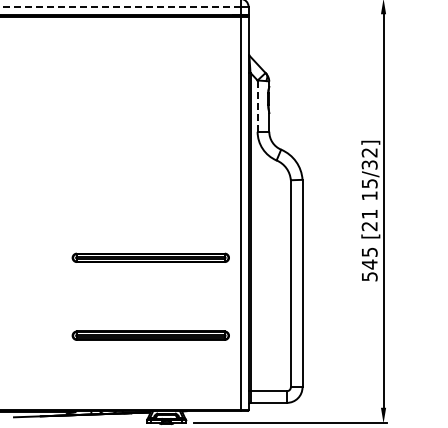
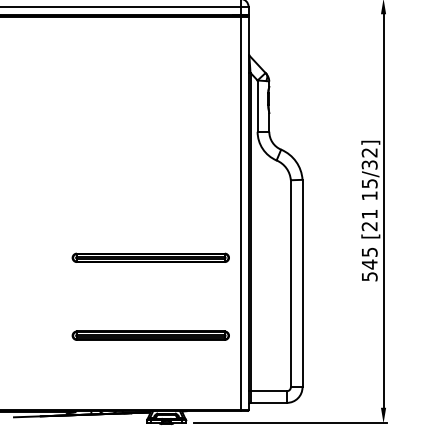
line: dashed -> solid (120, 6)
line: dashed -> solid (257, 106)
